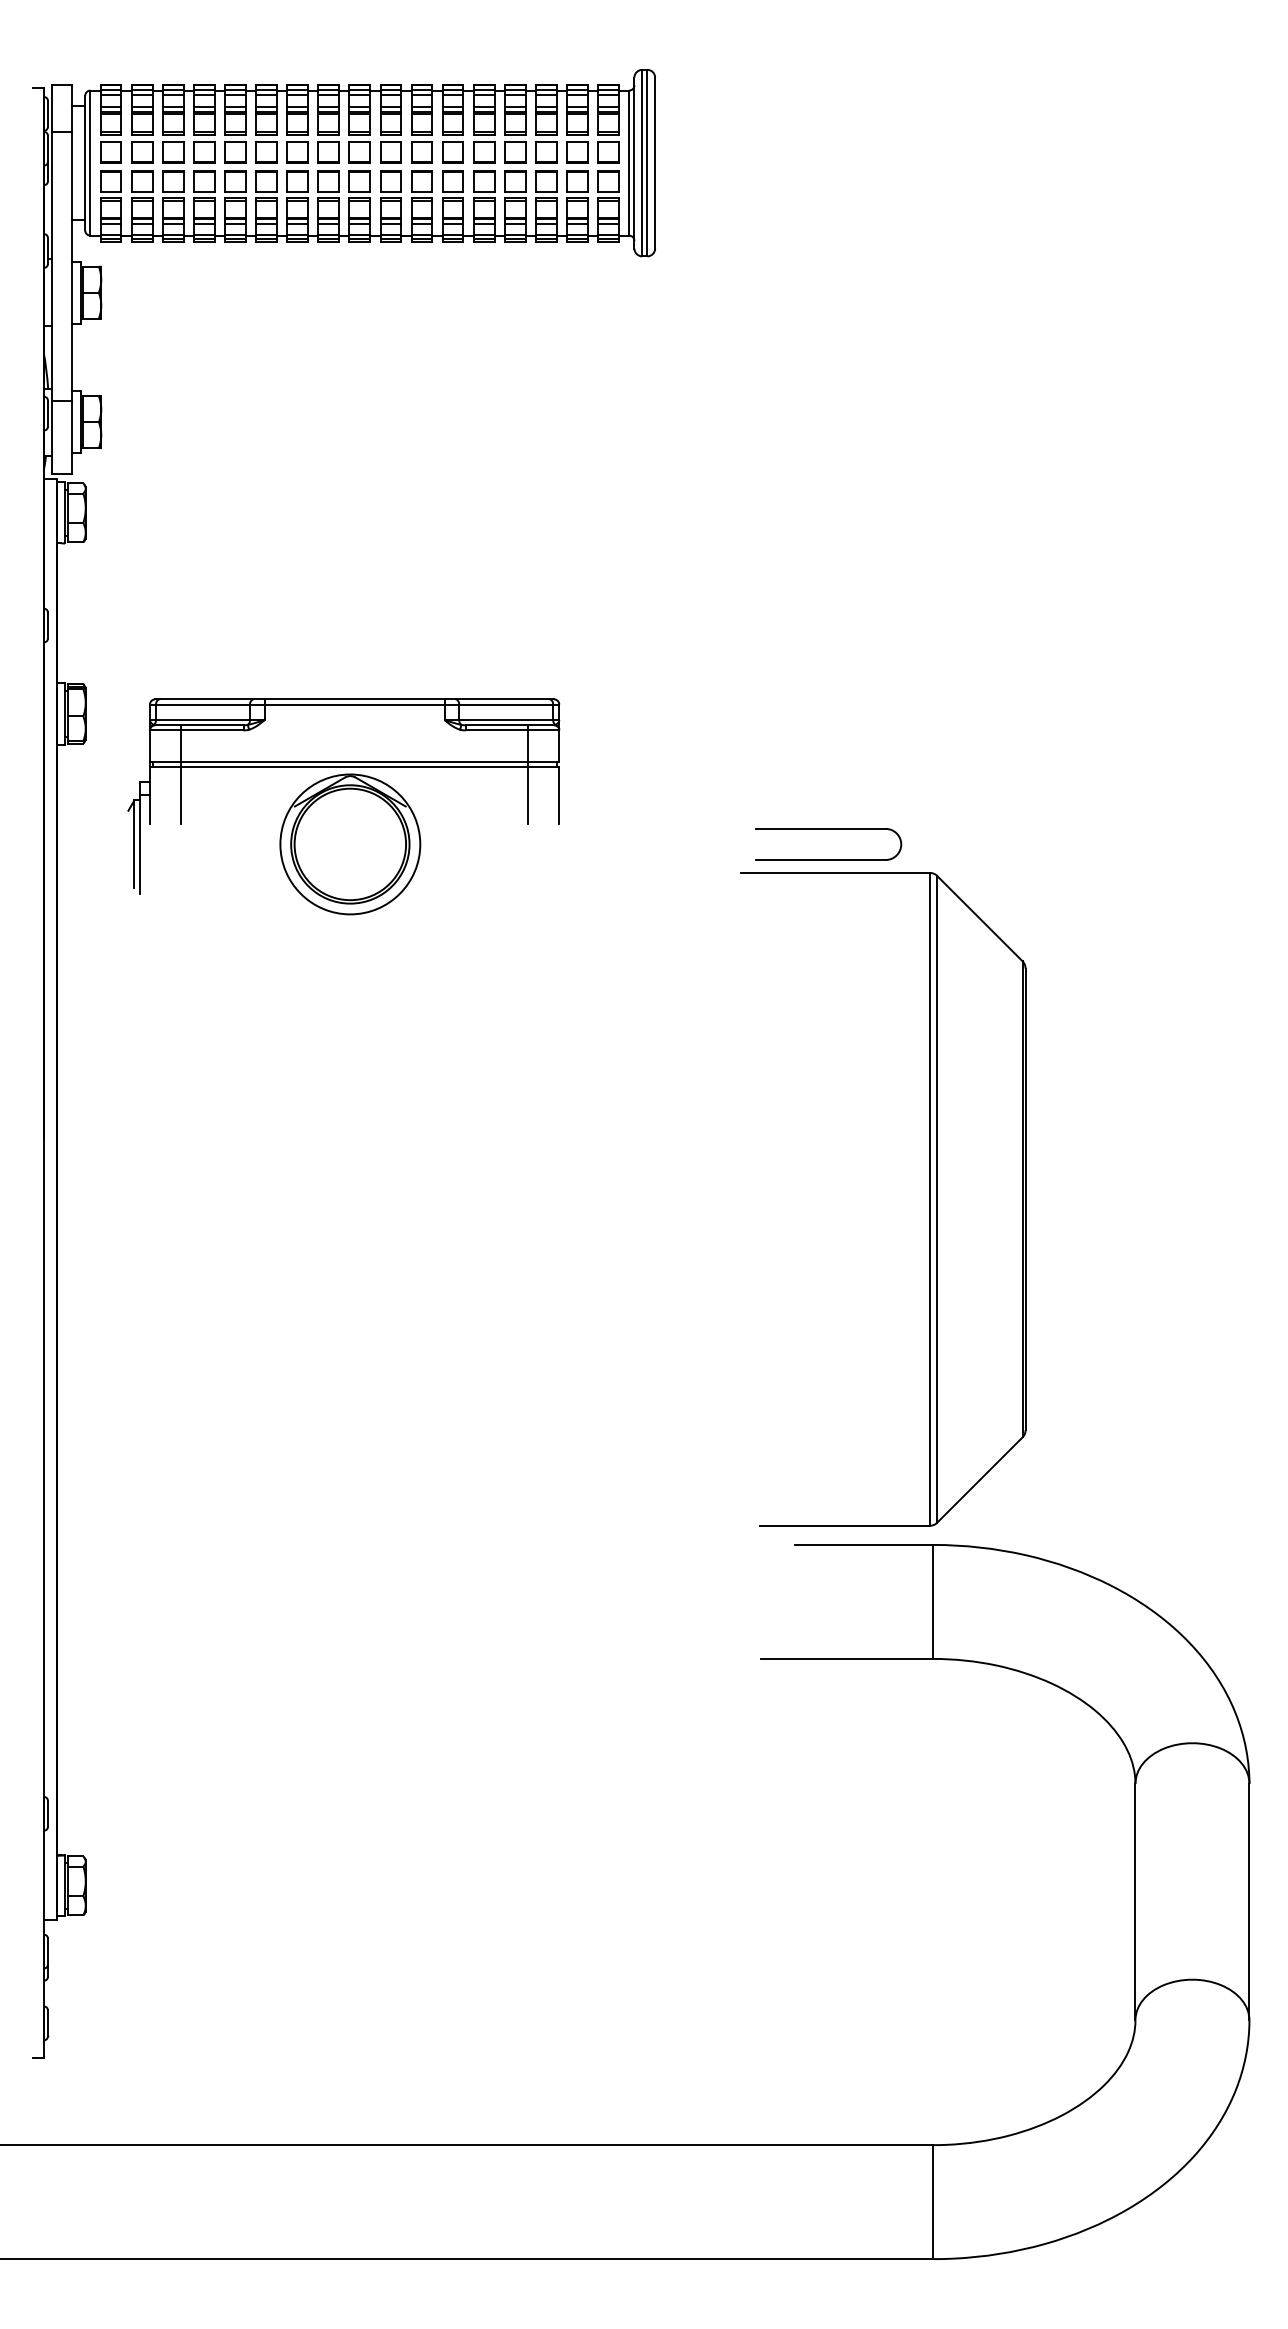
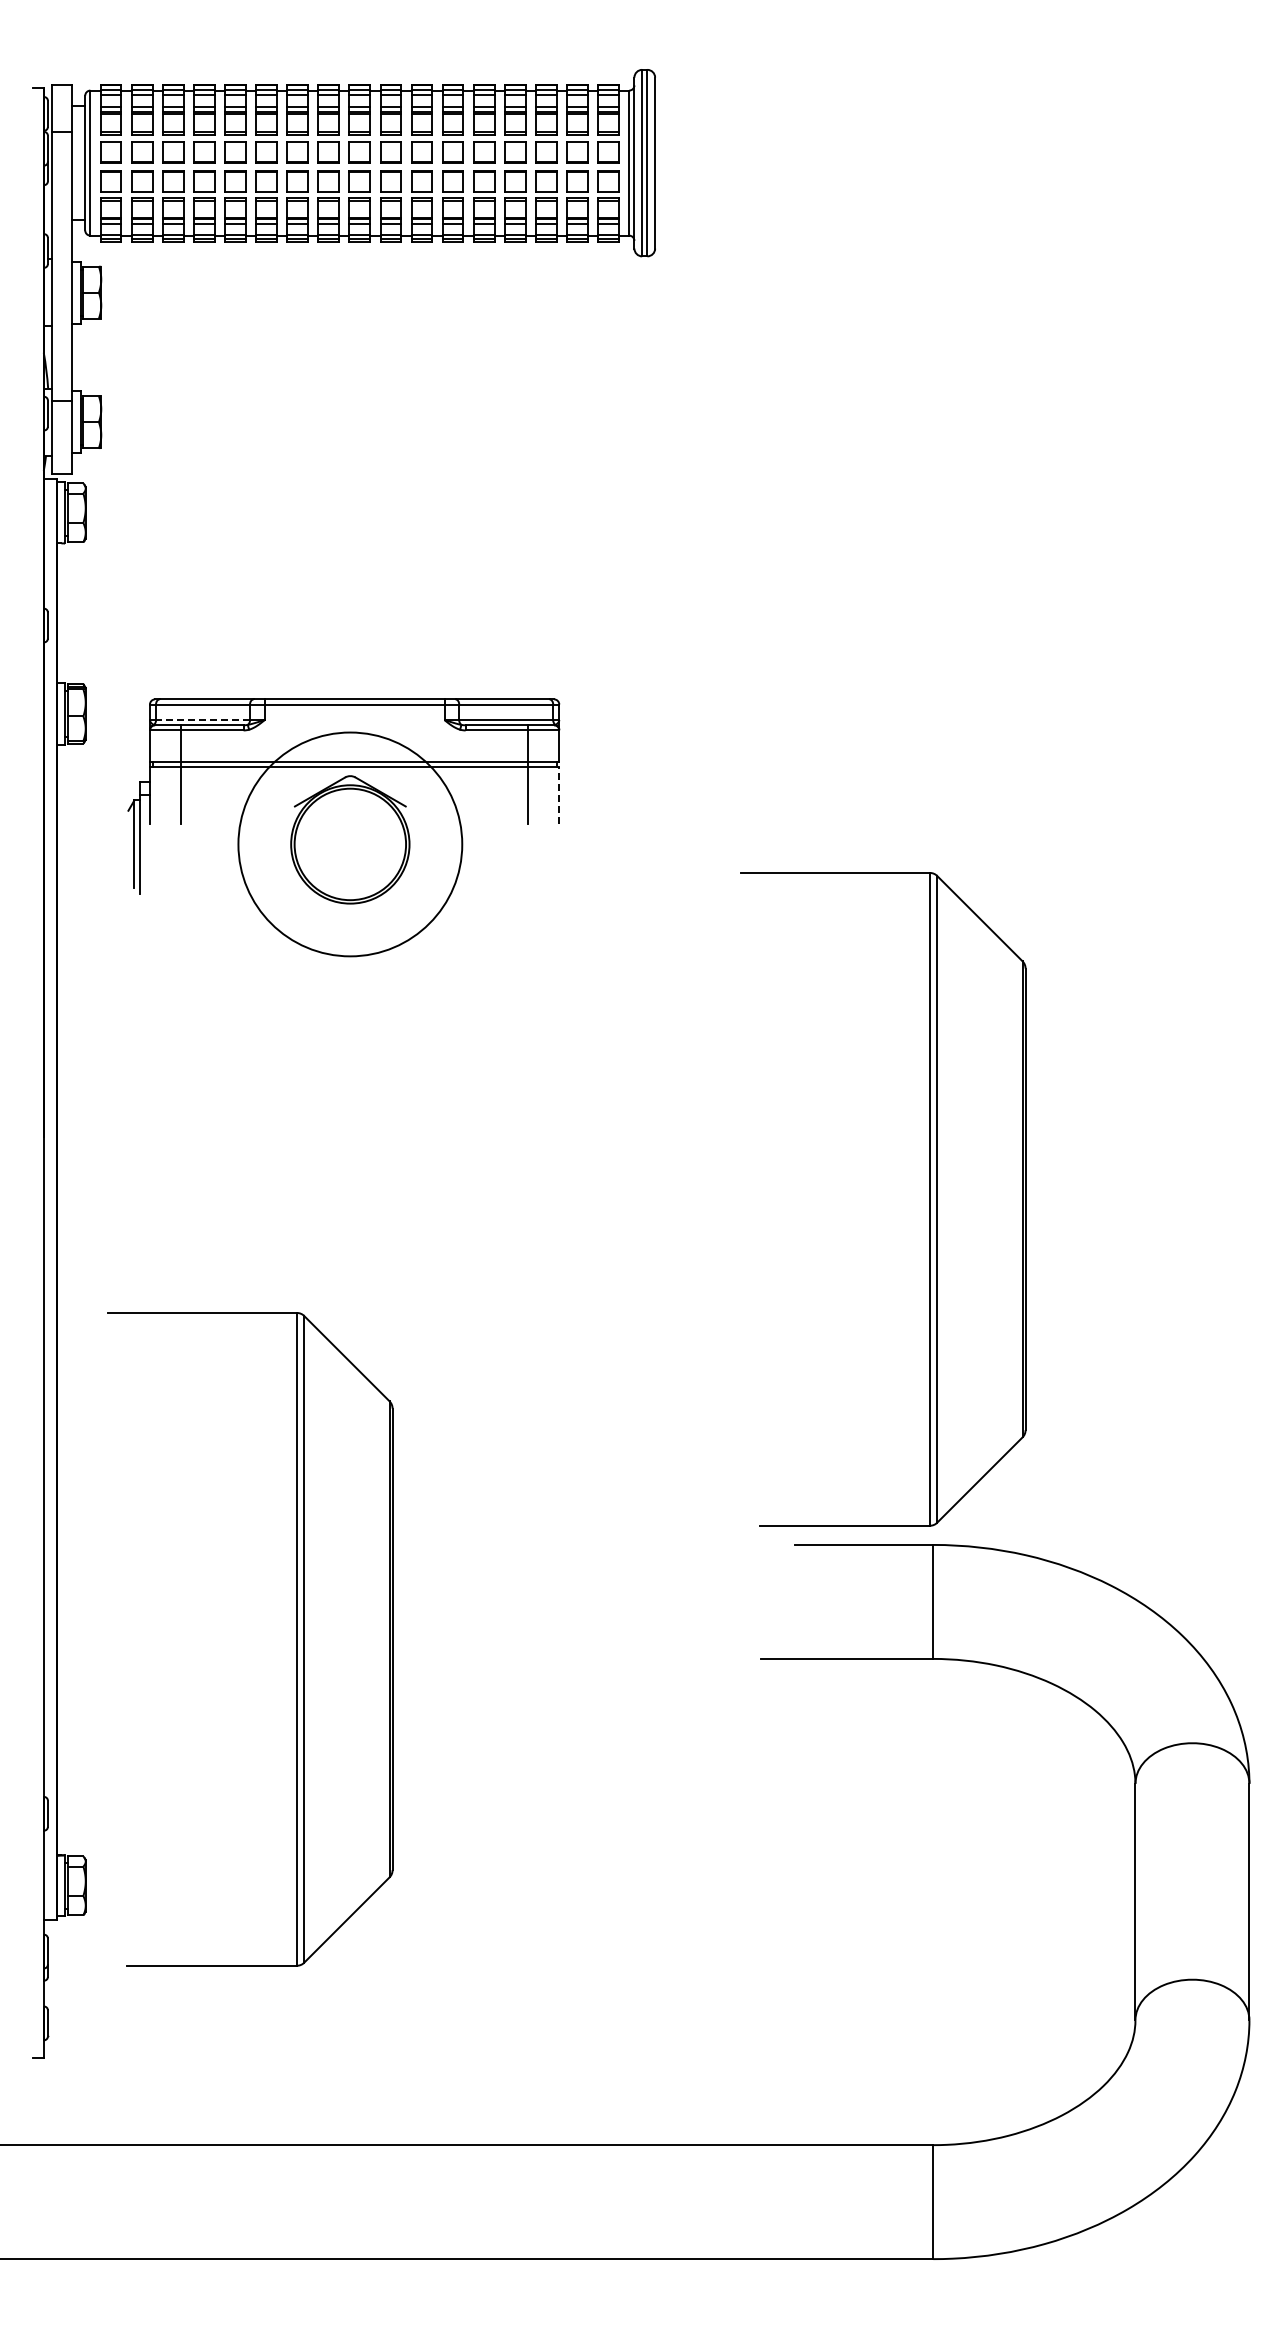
line: solid -> dashed (202, 720)
line: solid -> dashed (559, 794)
part: present -> none (828, 829)
circle diameter: 140 px -> 224 px (350, 844)
part: none -> present (296, 1639)
